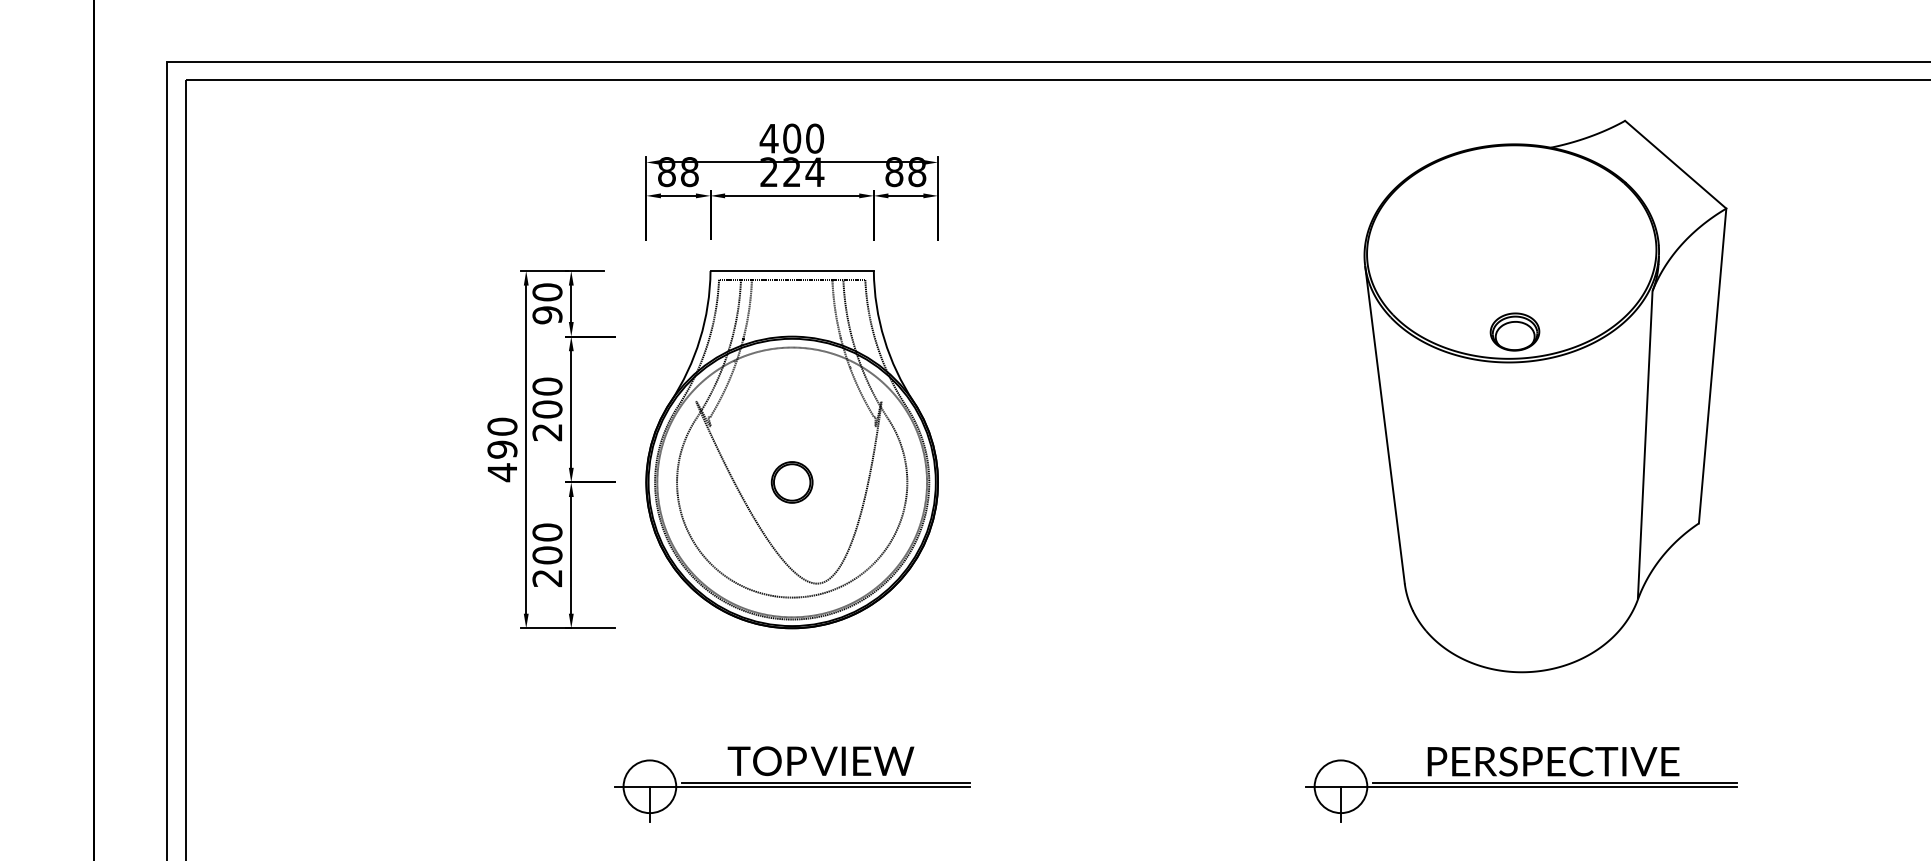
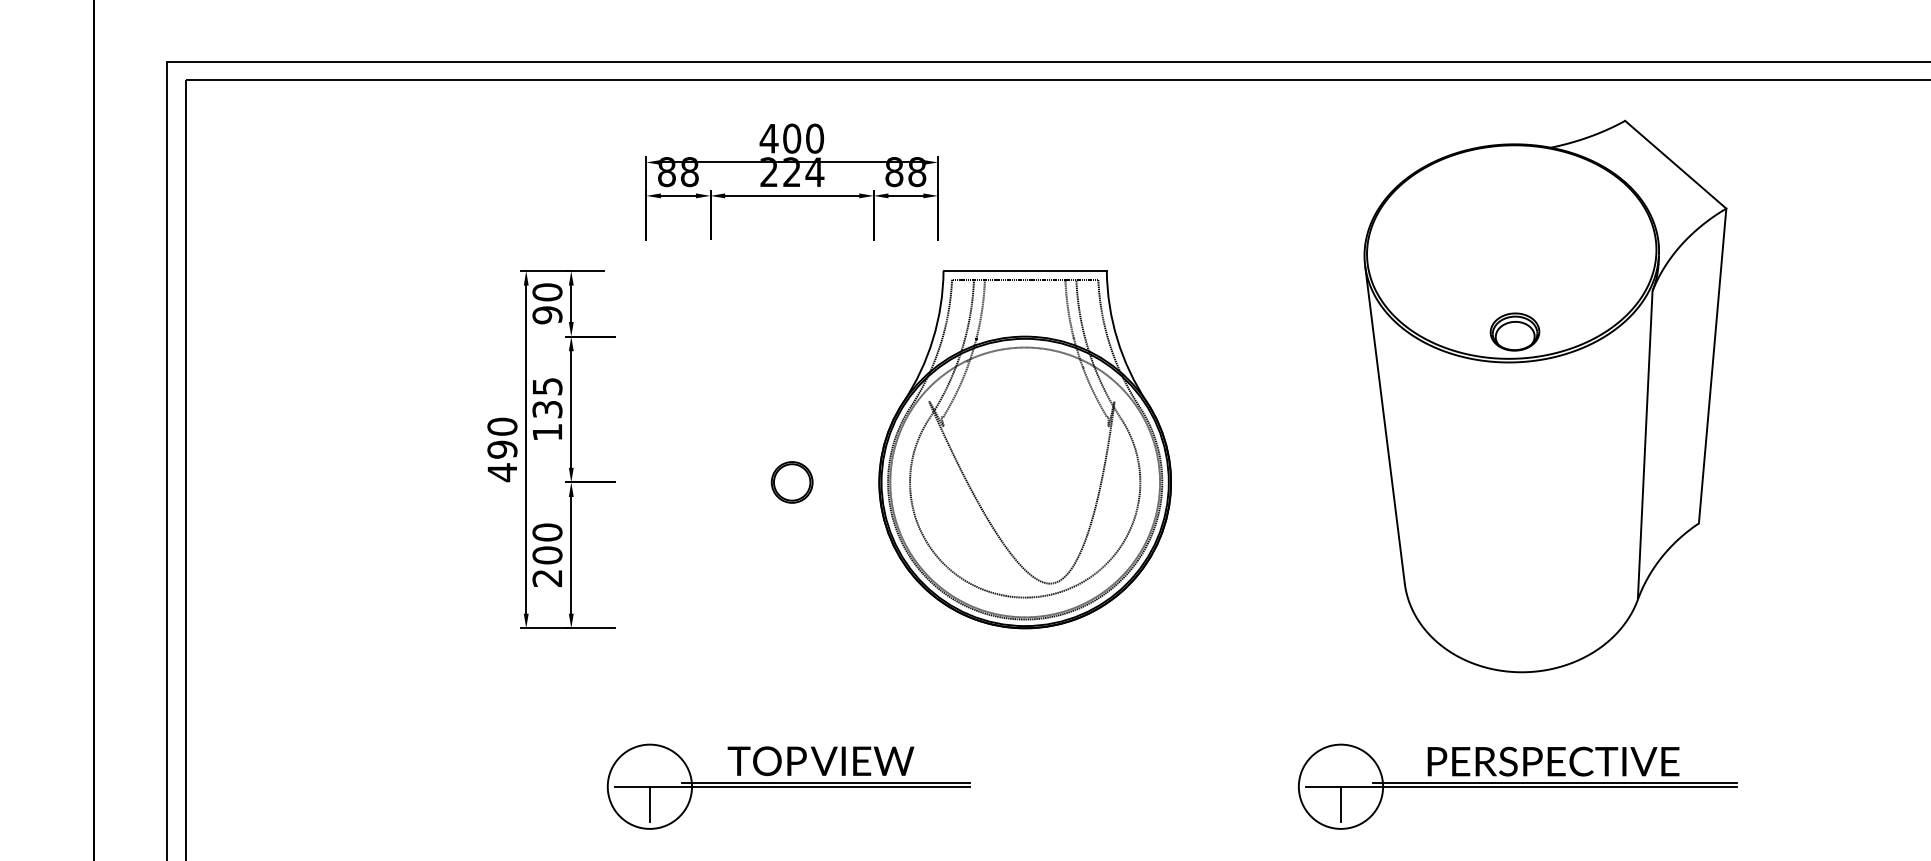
text: 200 -> 135 (547, 409)
part position: (791, 449) -> (1024, 449) (1024, 449)
circle diameter: 53 px -> 84 px (649, 786)
circle diameter: 53 px -> 84 px (1340, 786)
